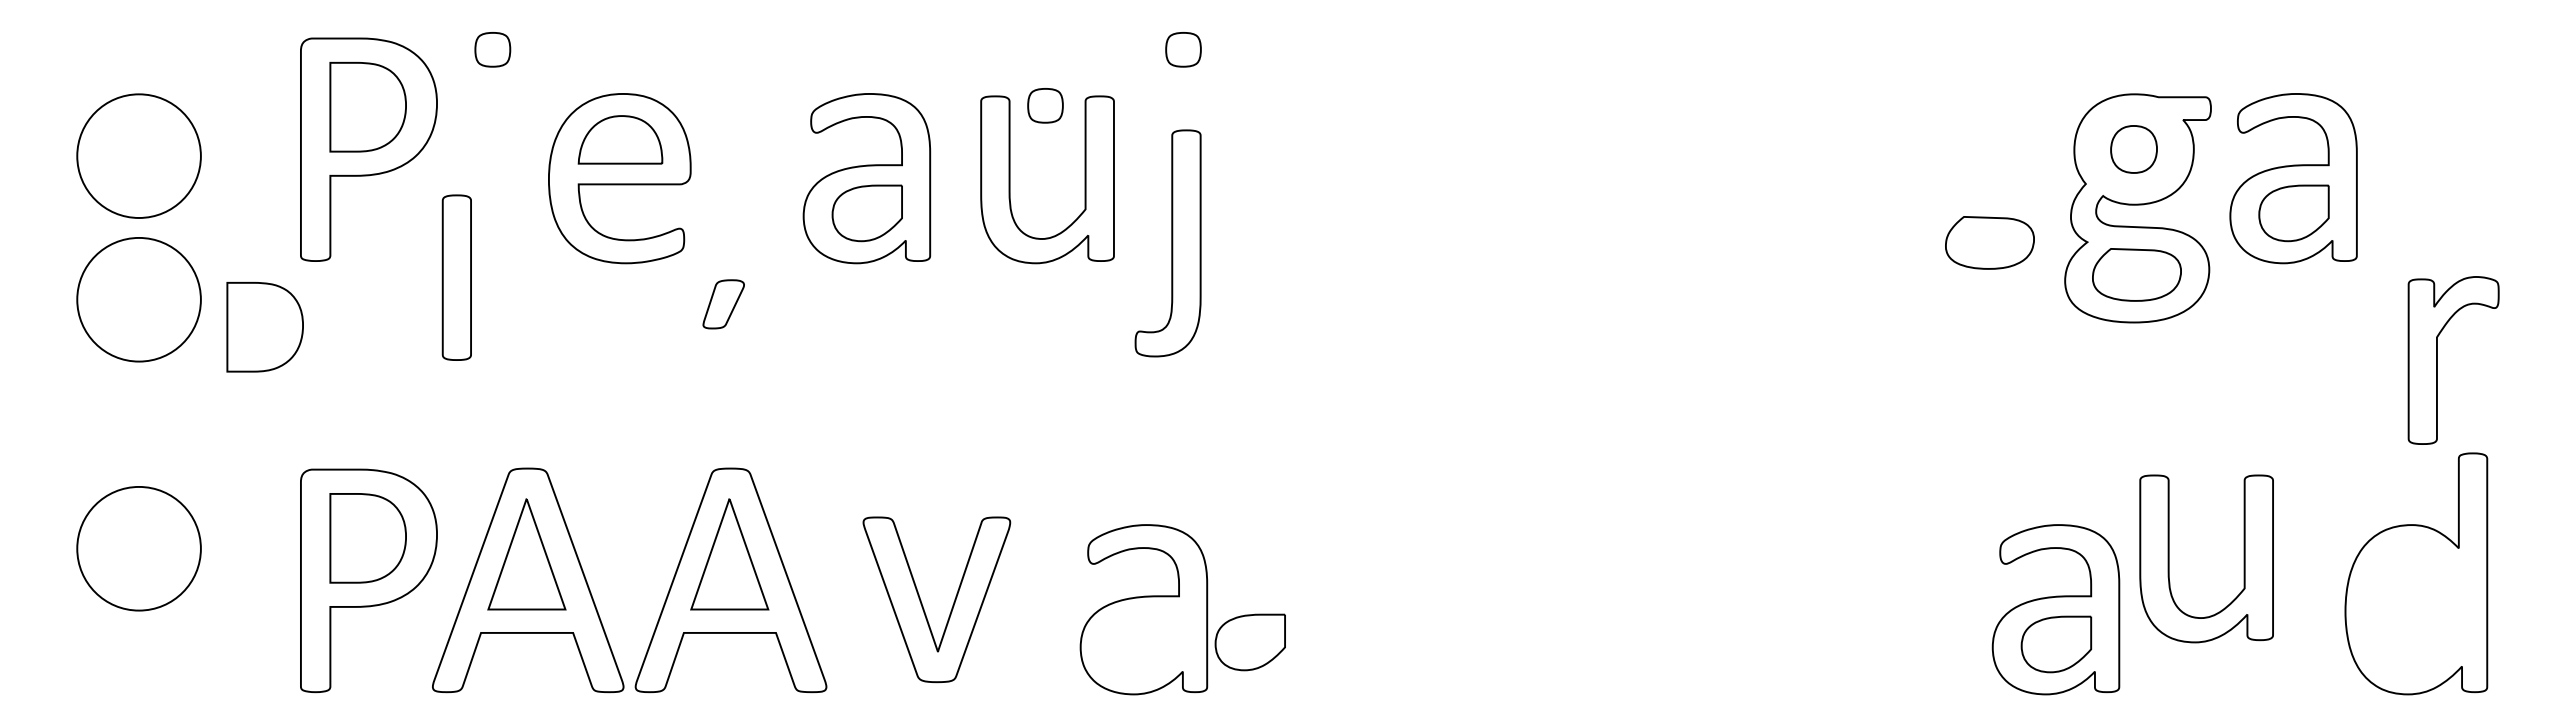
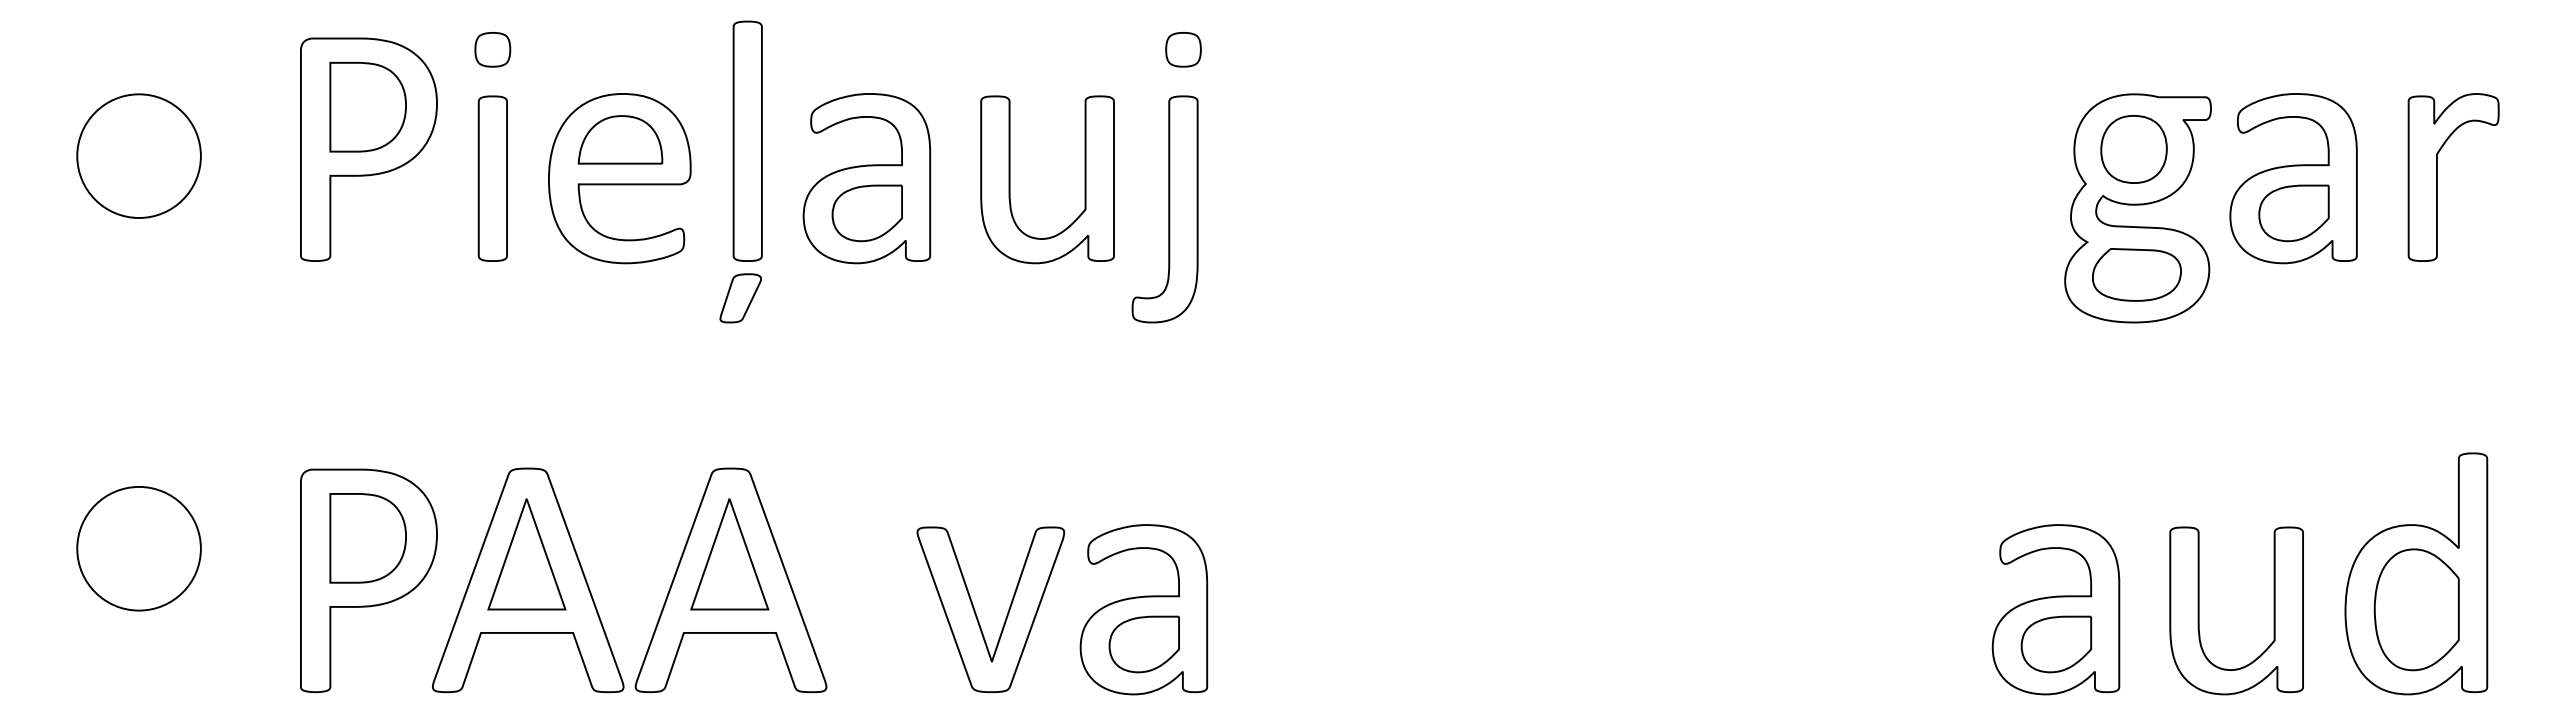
part: present -> none (1045, 105)
part: none -> present (747, 140)
part size: 48x49 px -> 68x69 px (2133, 149)
part: present -> none (1989, 242)
part position: (1167, 243) -> (1164, 209) (1164, 209)
part position: (456, 277) -> (492, 178) (492, 178)
part: present -> none (138, 299)
part position: (723, 304) -> (740, 298) (740, 298)
part: present -> none (264, 327)
part position: (2437, 360) -> (2437, 177) (2437, 177)
part position: (2169, 558) -> (2199, 610) (2199, 610)
part position: (922, 603) -> (976, 613) (976, 613)
part: none -> present (2416, 609)
part position: (1249, 642) -> (1143, 644) (1143, 644)
